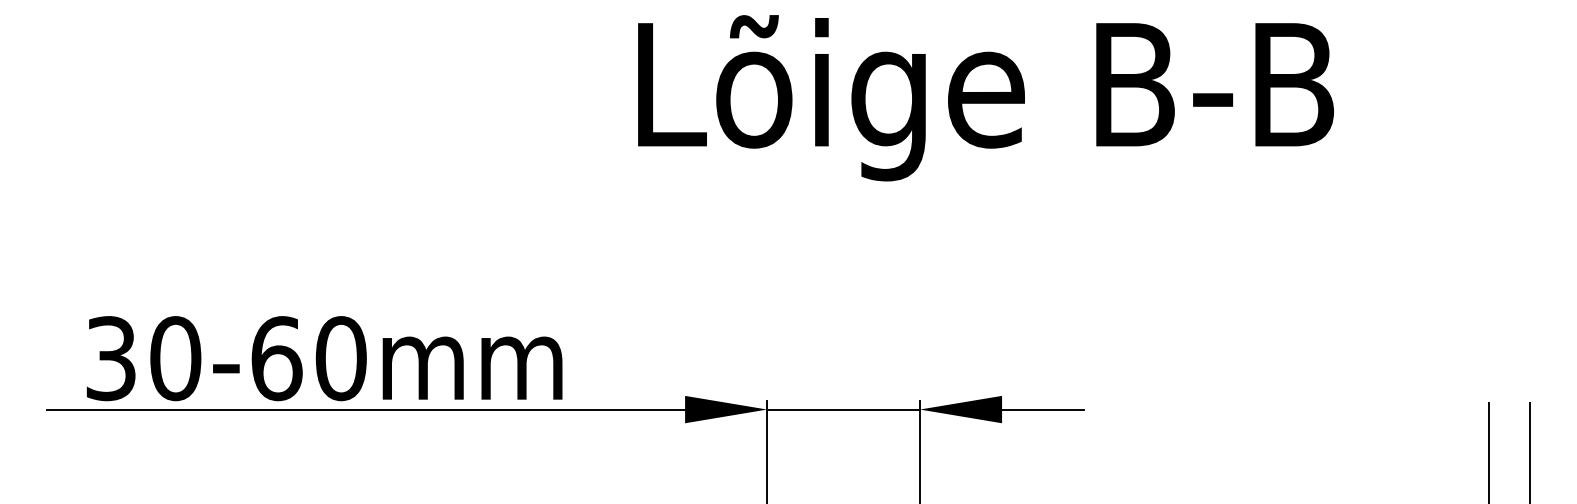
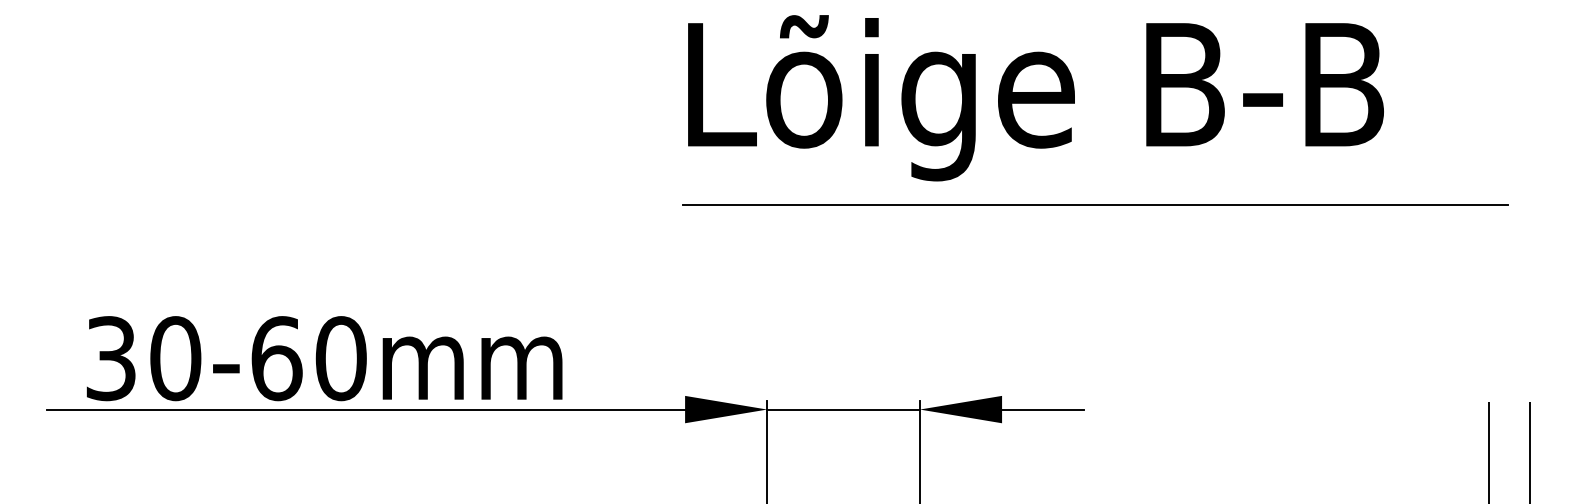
text position: (985, 98) -> (1035, 98) (1035, 98)
line: none -> present (1095, 205)
